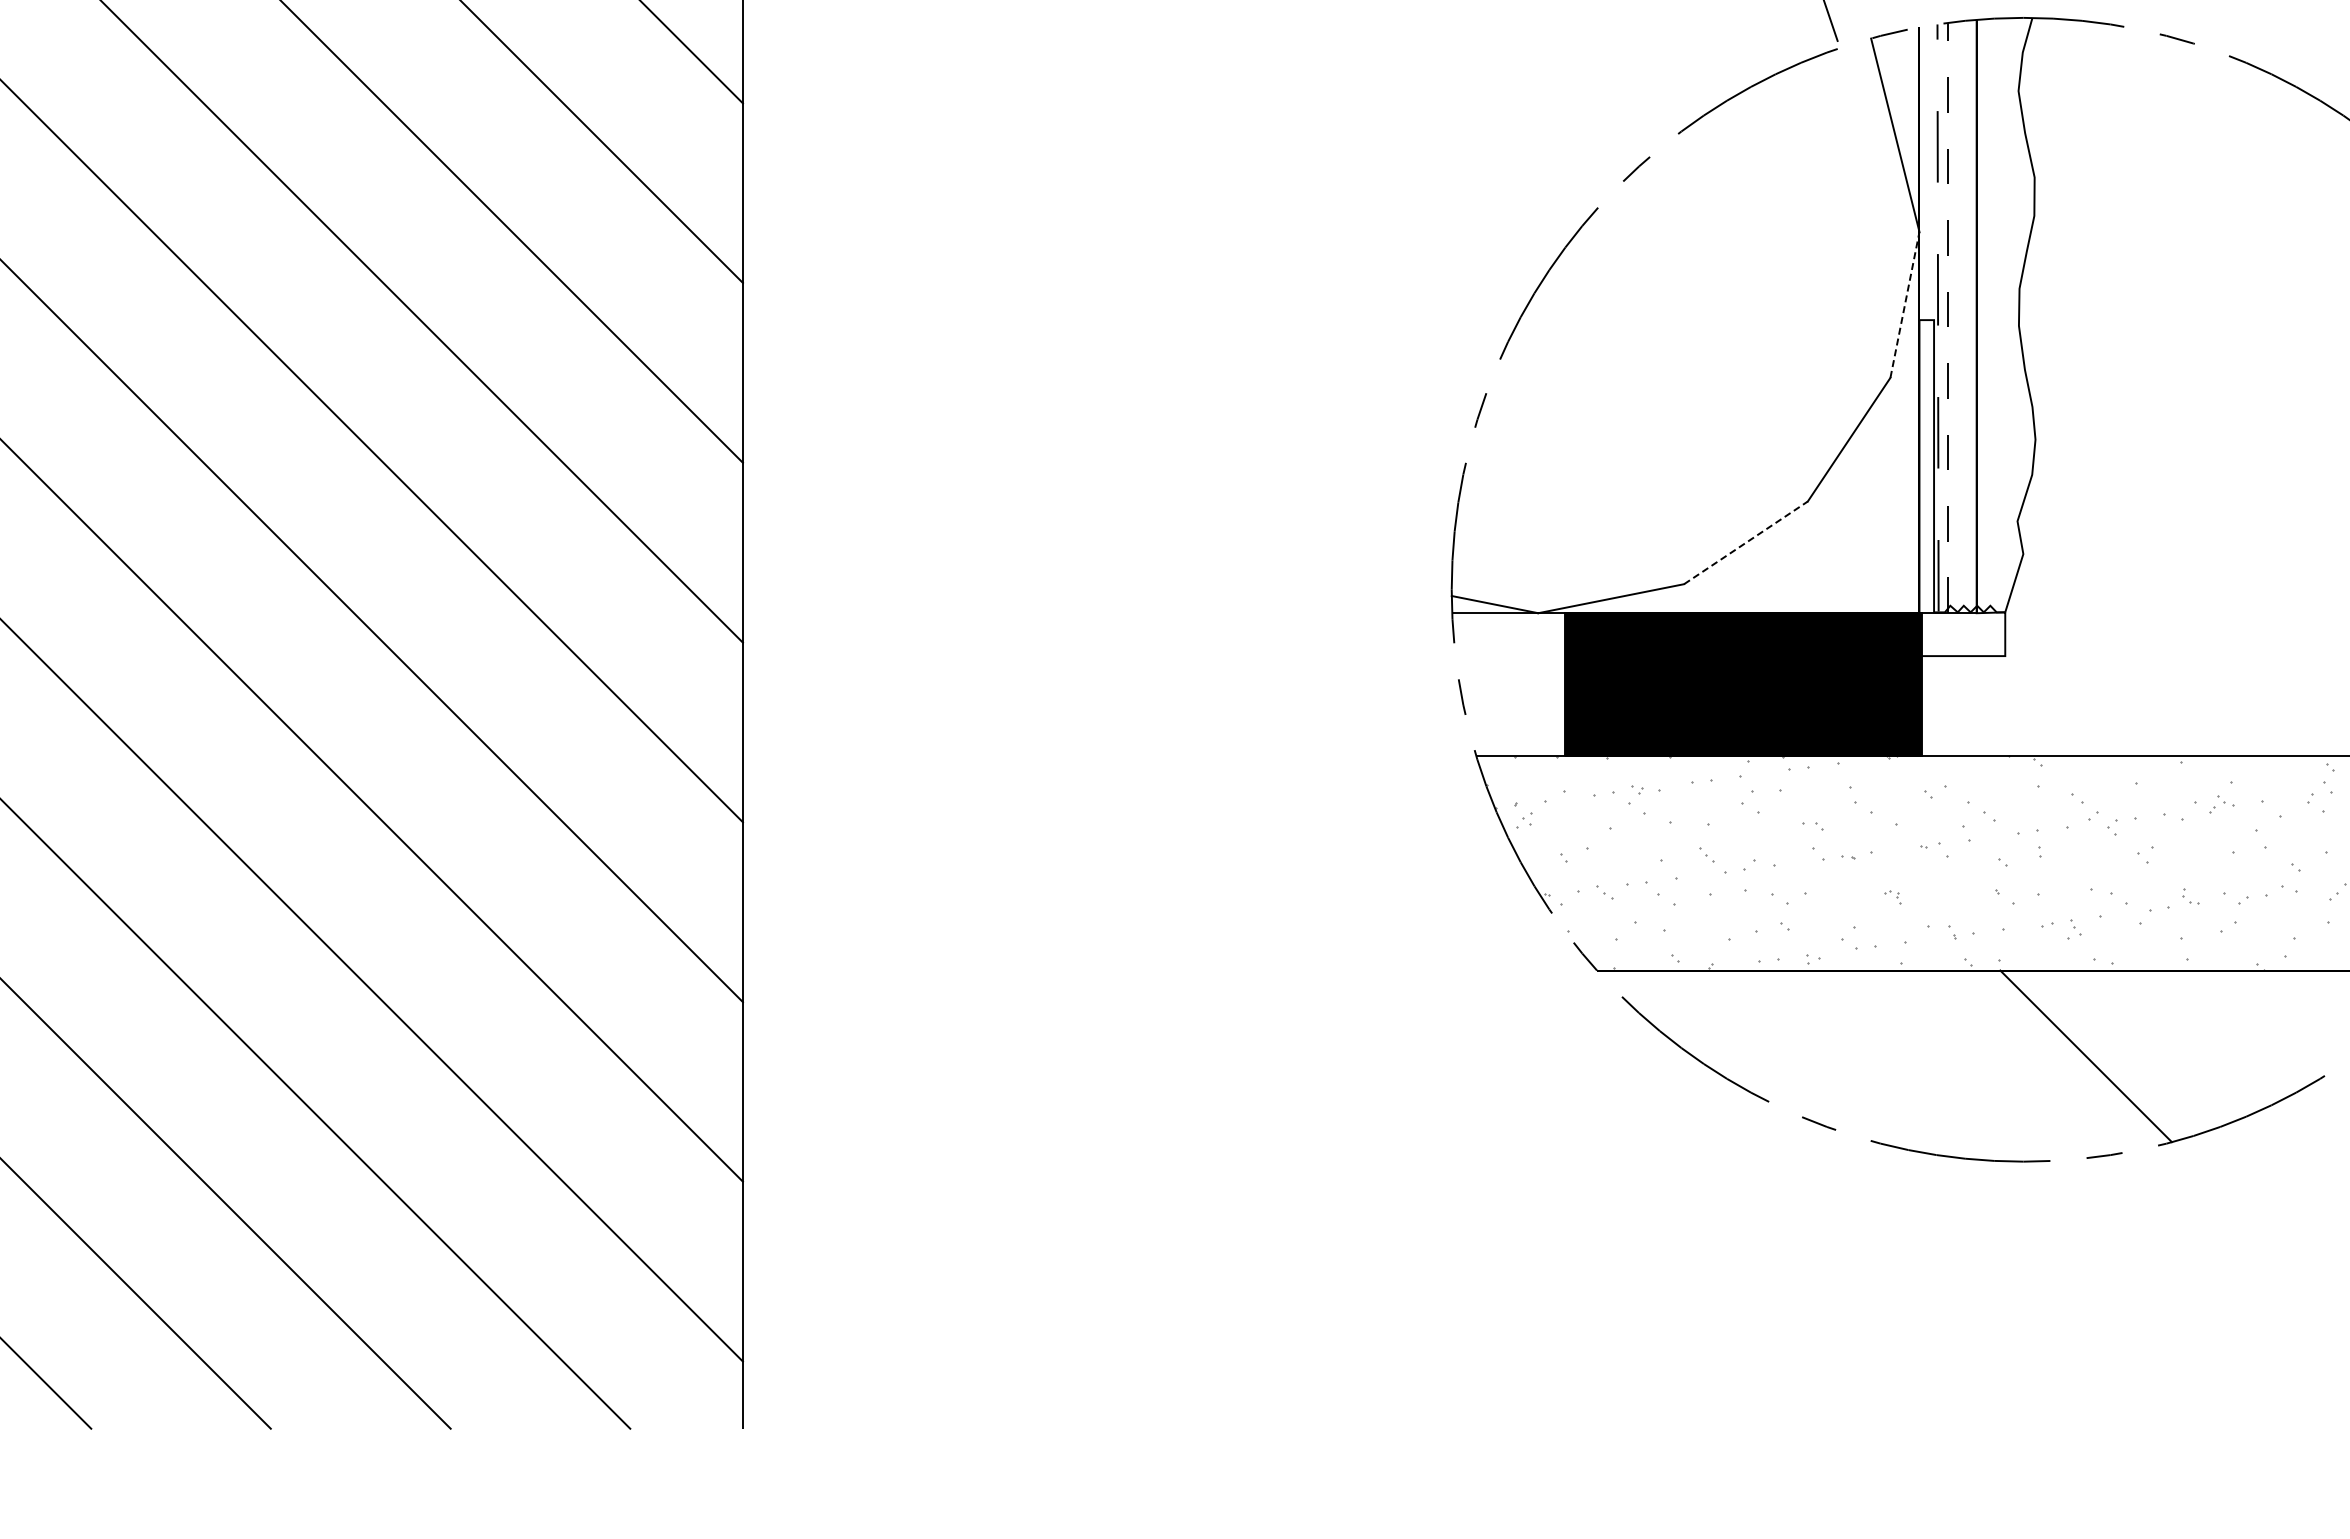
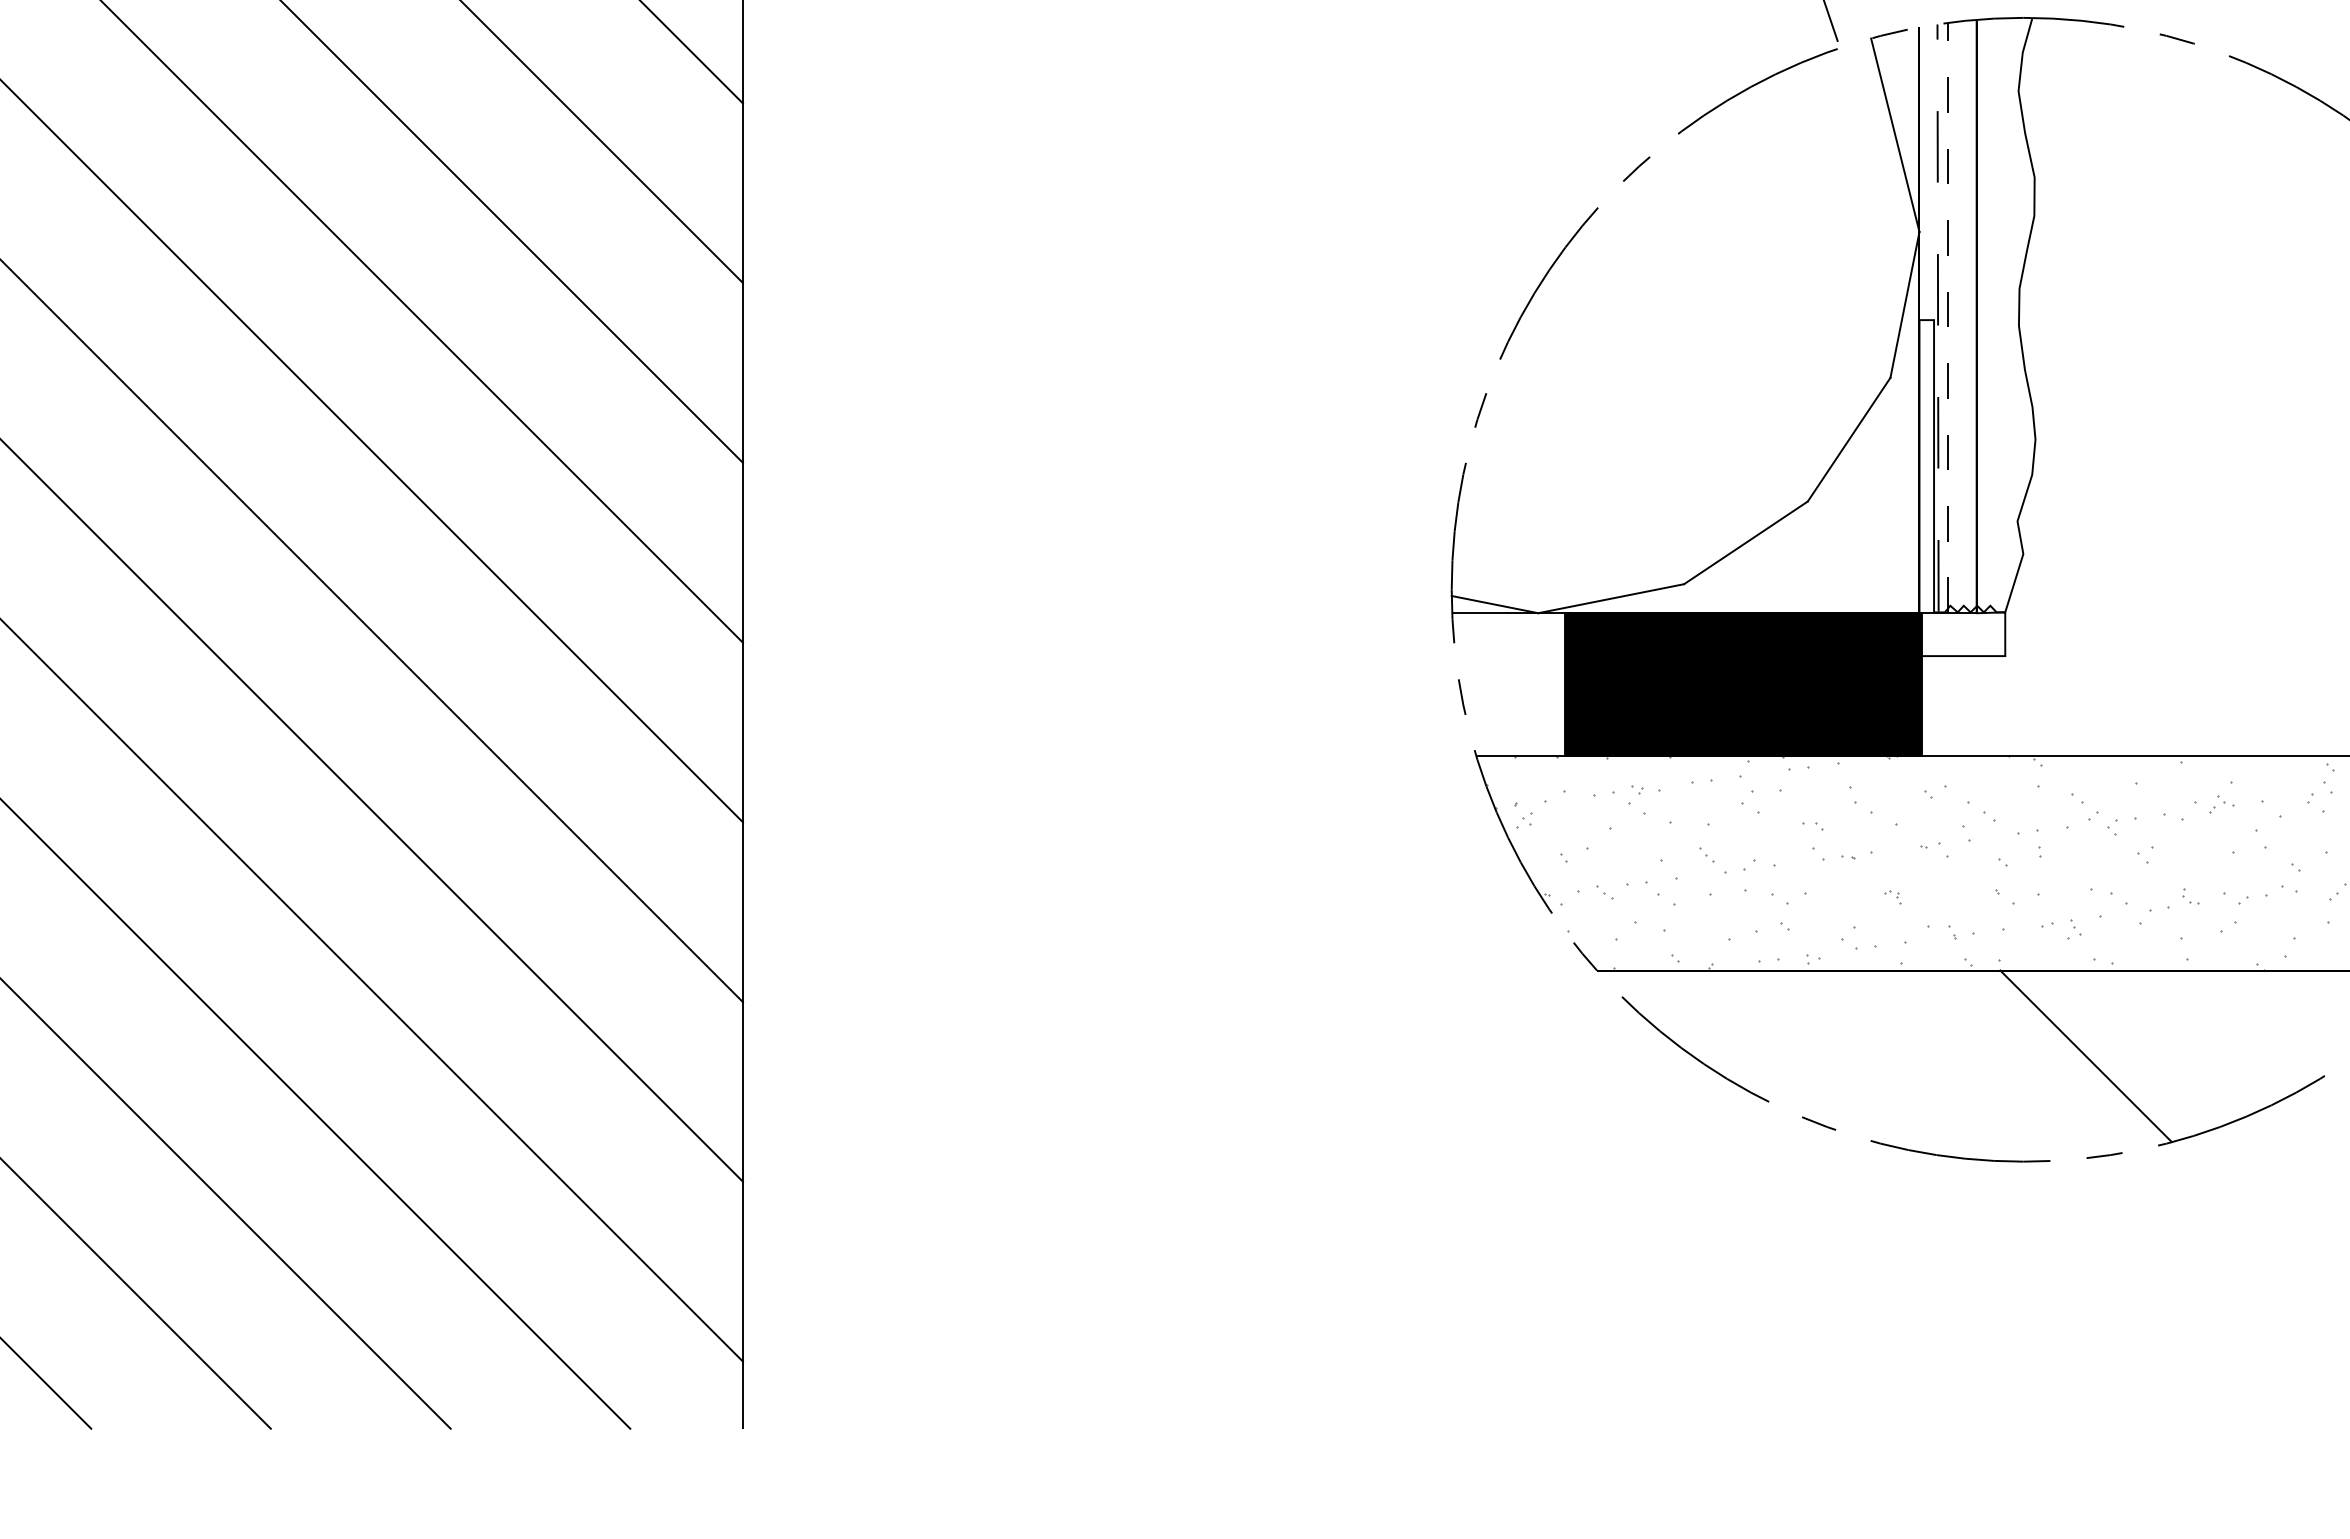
line: dashed -> solid (1905, 304)
line: dashed -> solid (1746, 542)
